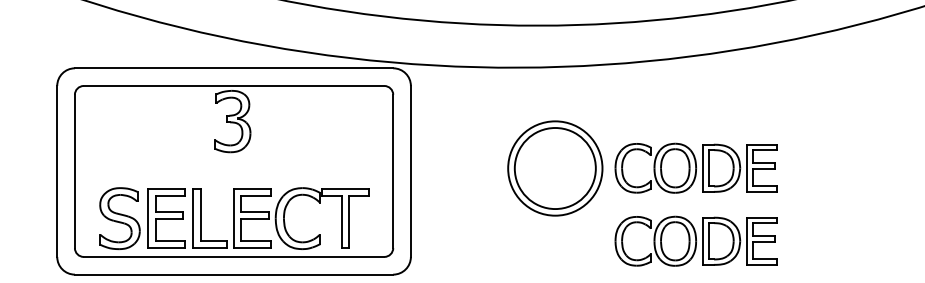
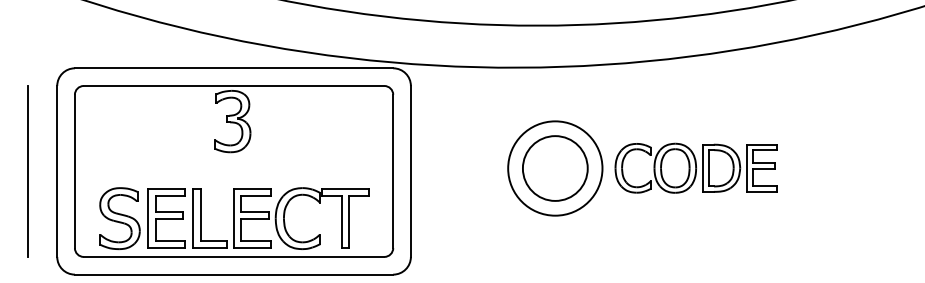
circle diameter: 81 px -> 65 px (554, 168)
line: none -> present (27, 171)
part: present -> none (695, 240)
